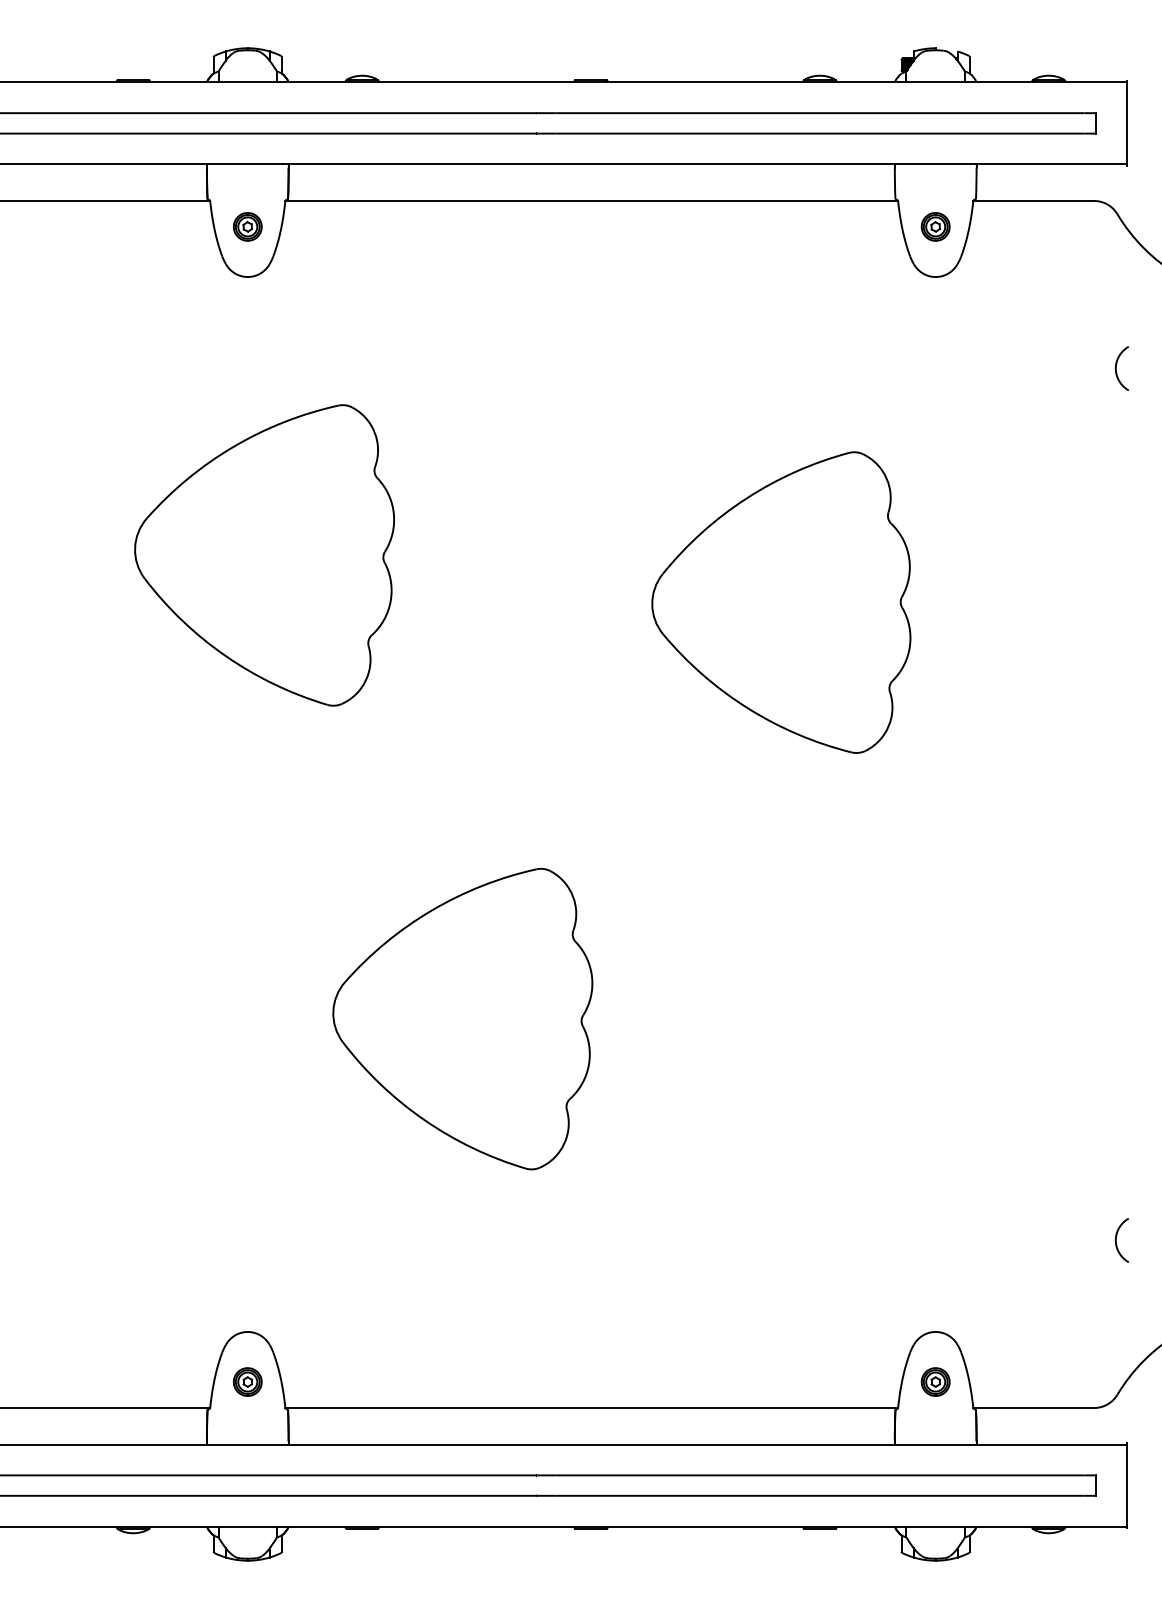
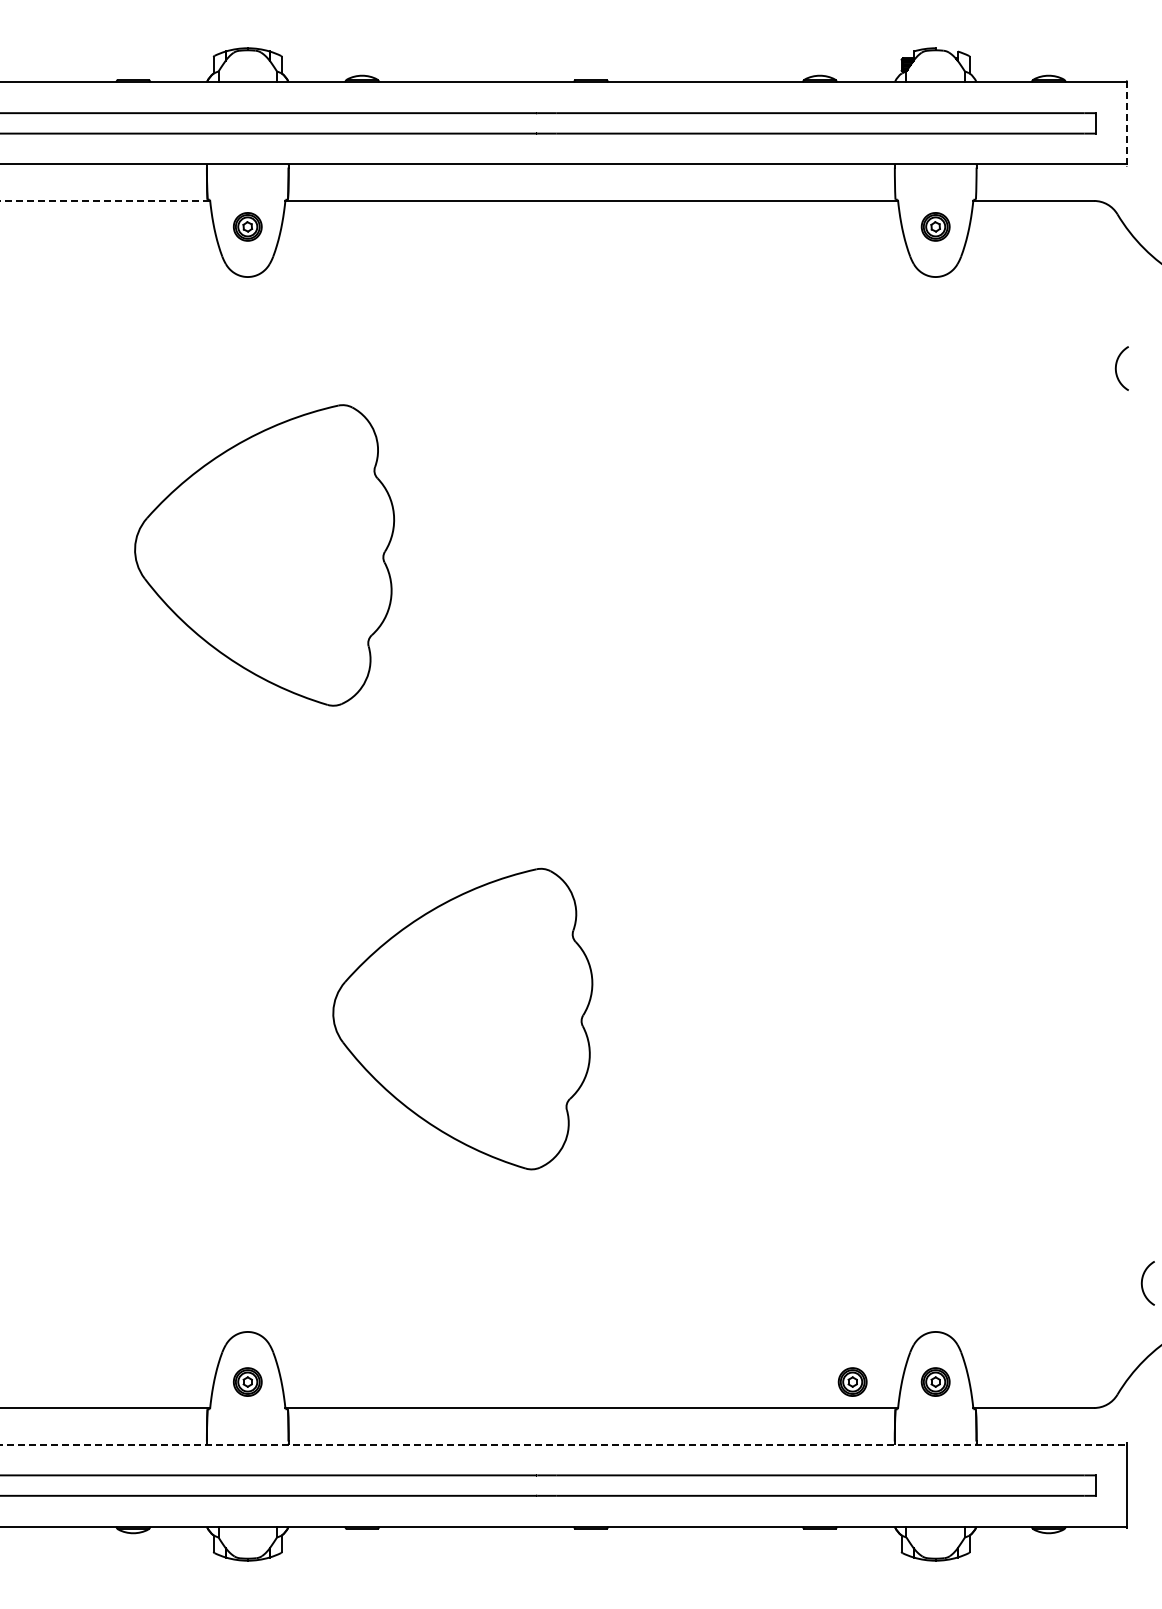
line: solid -> dashed (1126, 123)
line: solid -> dashed (105, 200)
part: present -> none (781, 602)
curve position: (1116, 1240) -> (1142, 1283) (1142, 1283)
part: none -> present (852, 1381)
line: solid -> dashed (564, 1444)
